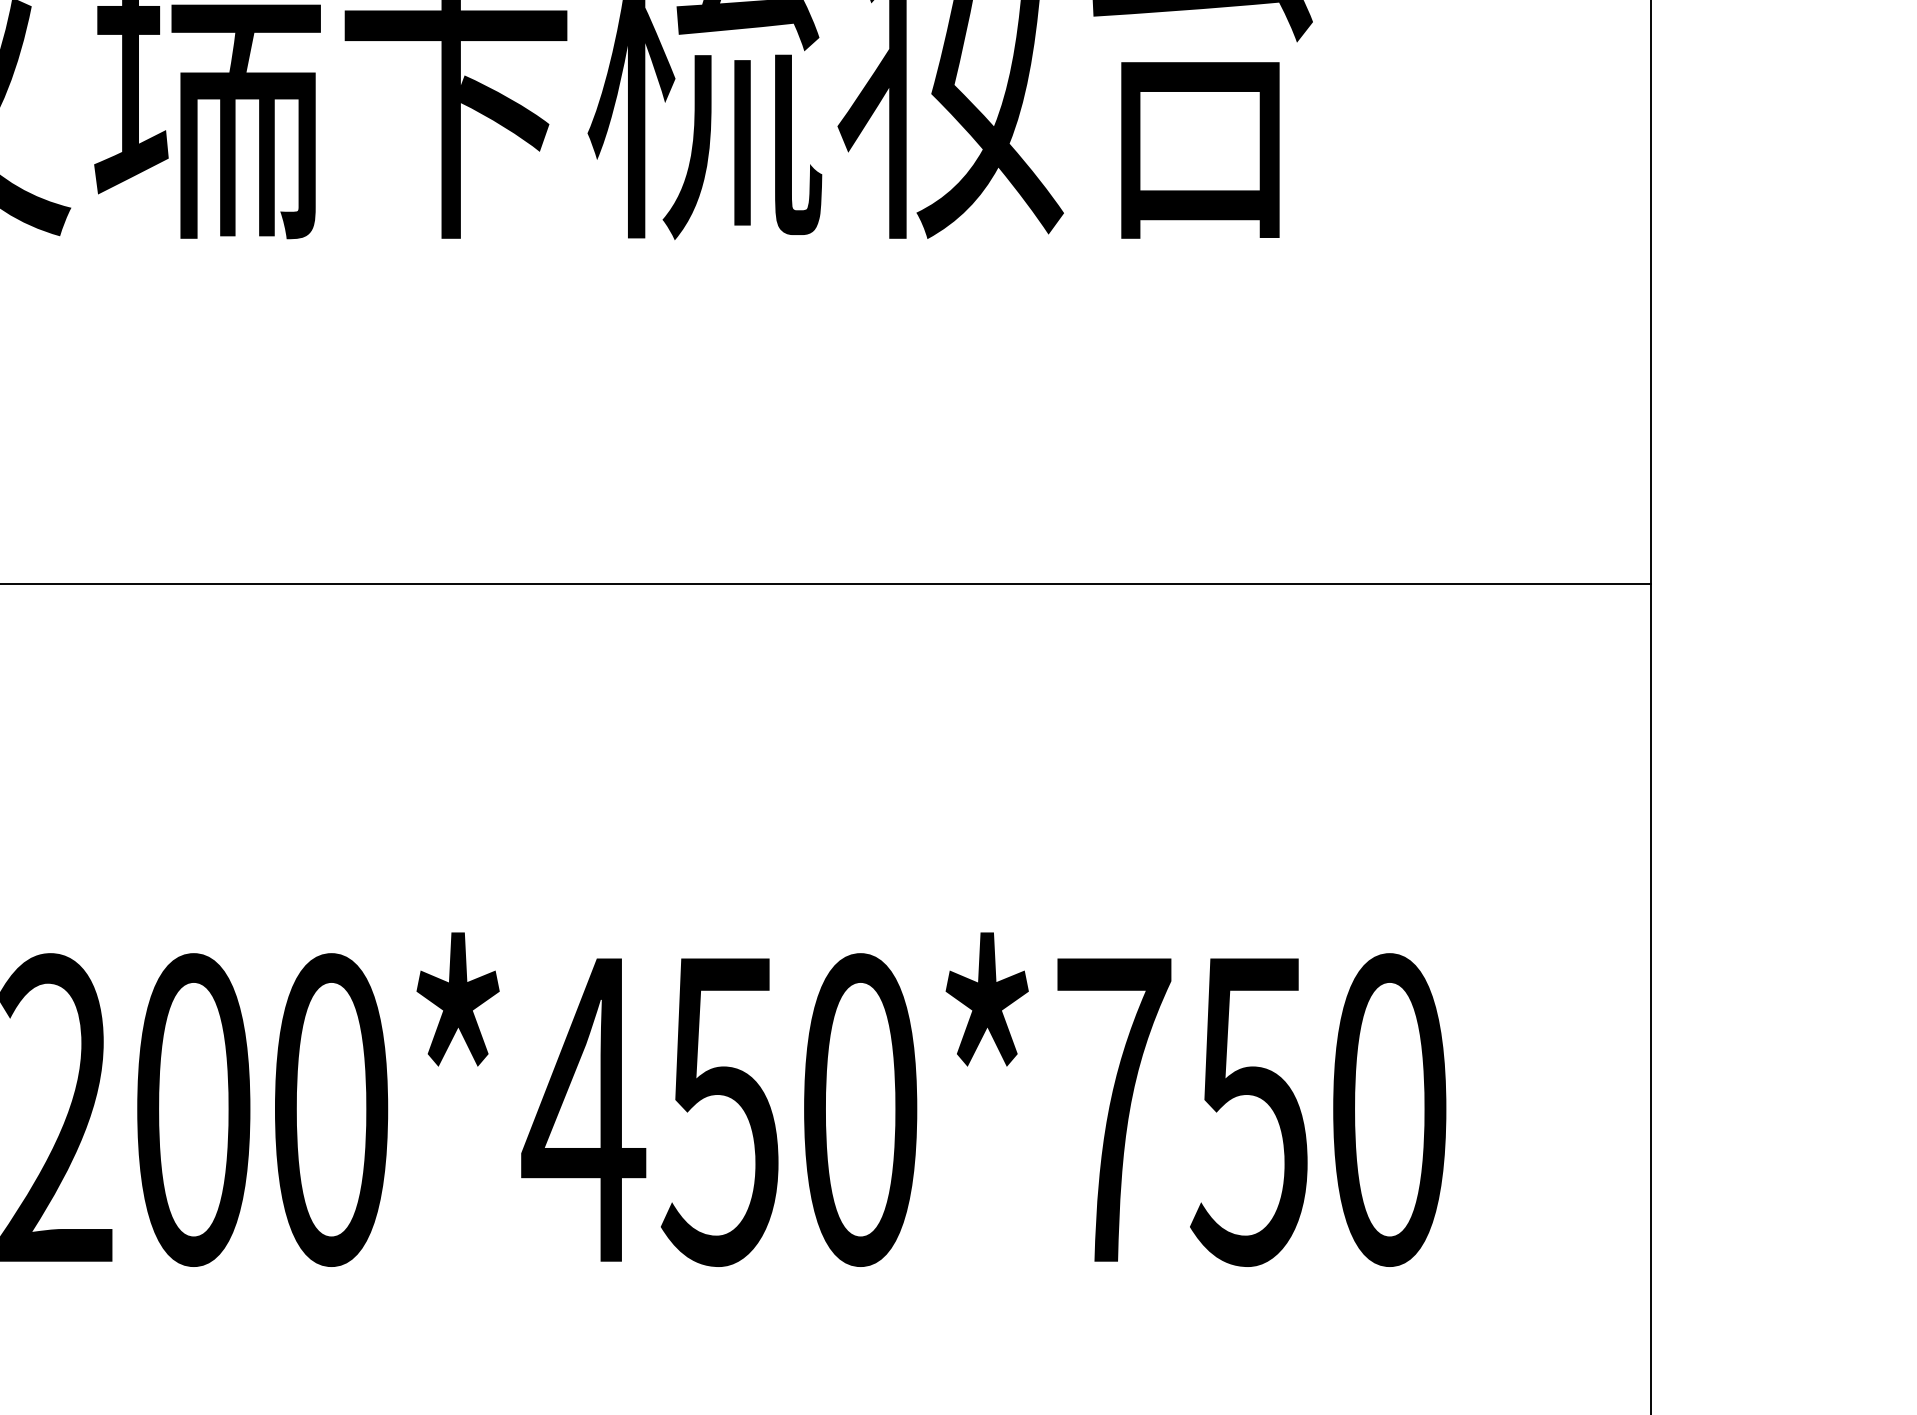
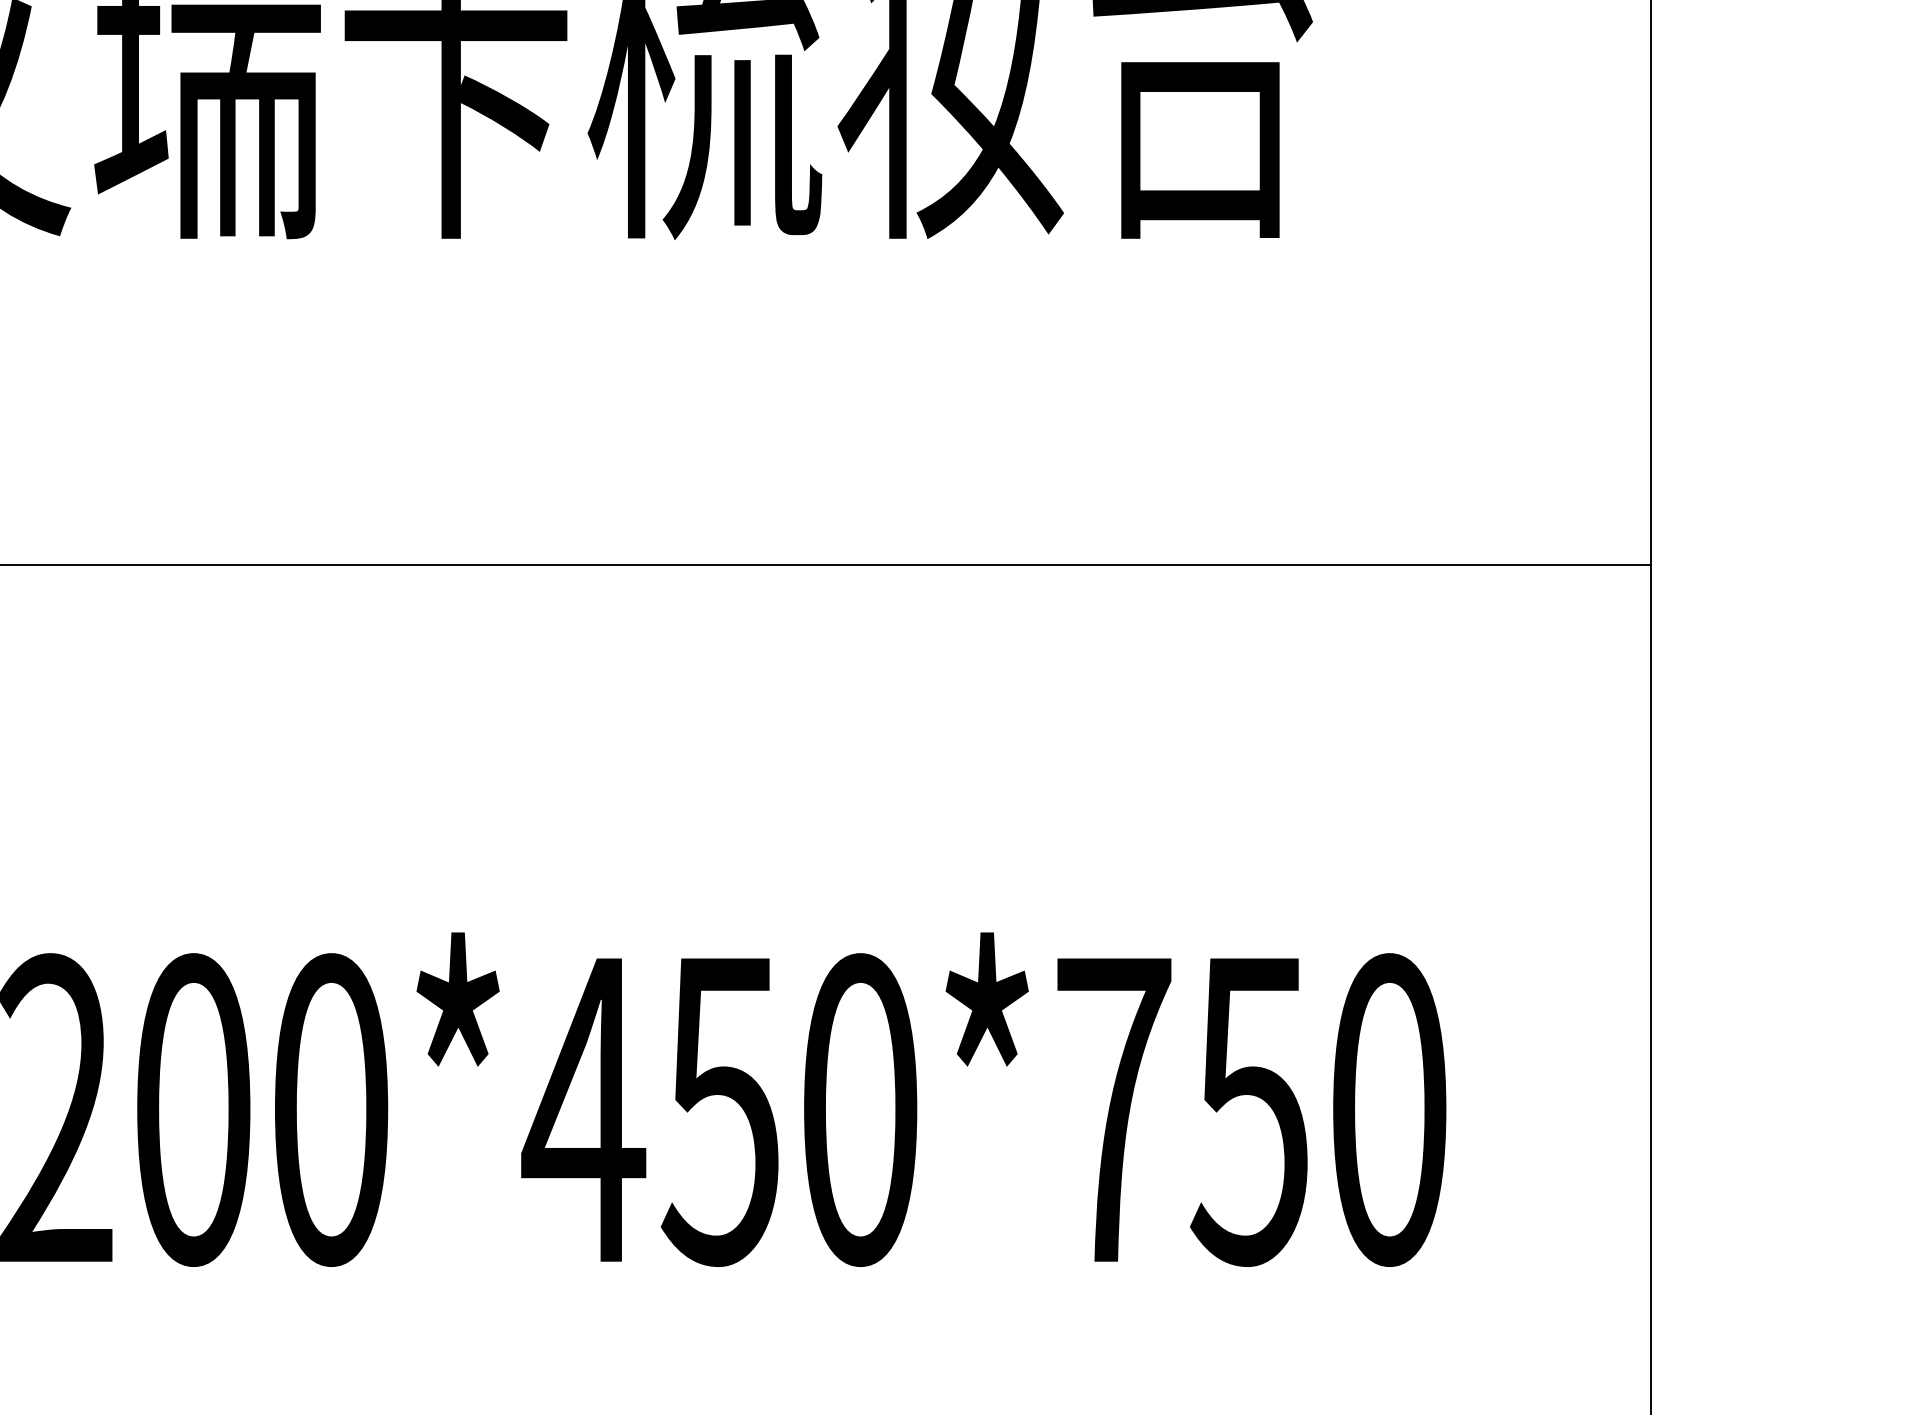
line position: (826, 584) -> (826, 565) (826, 565)
